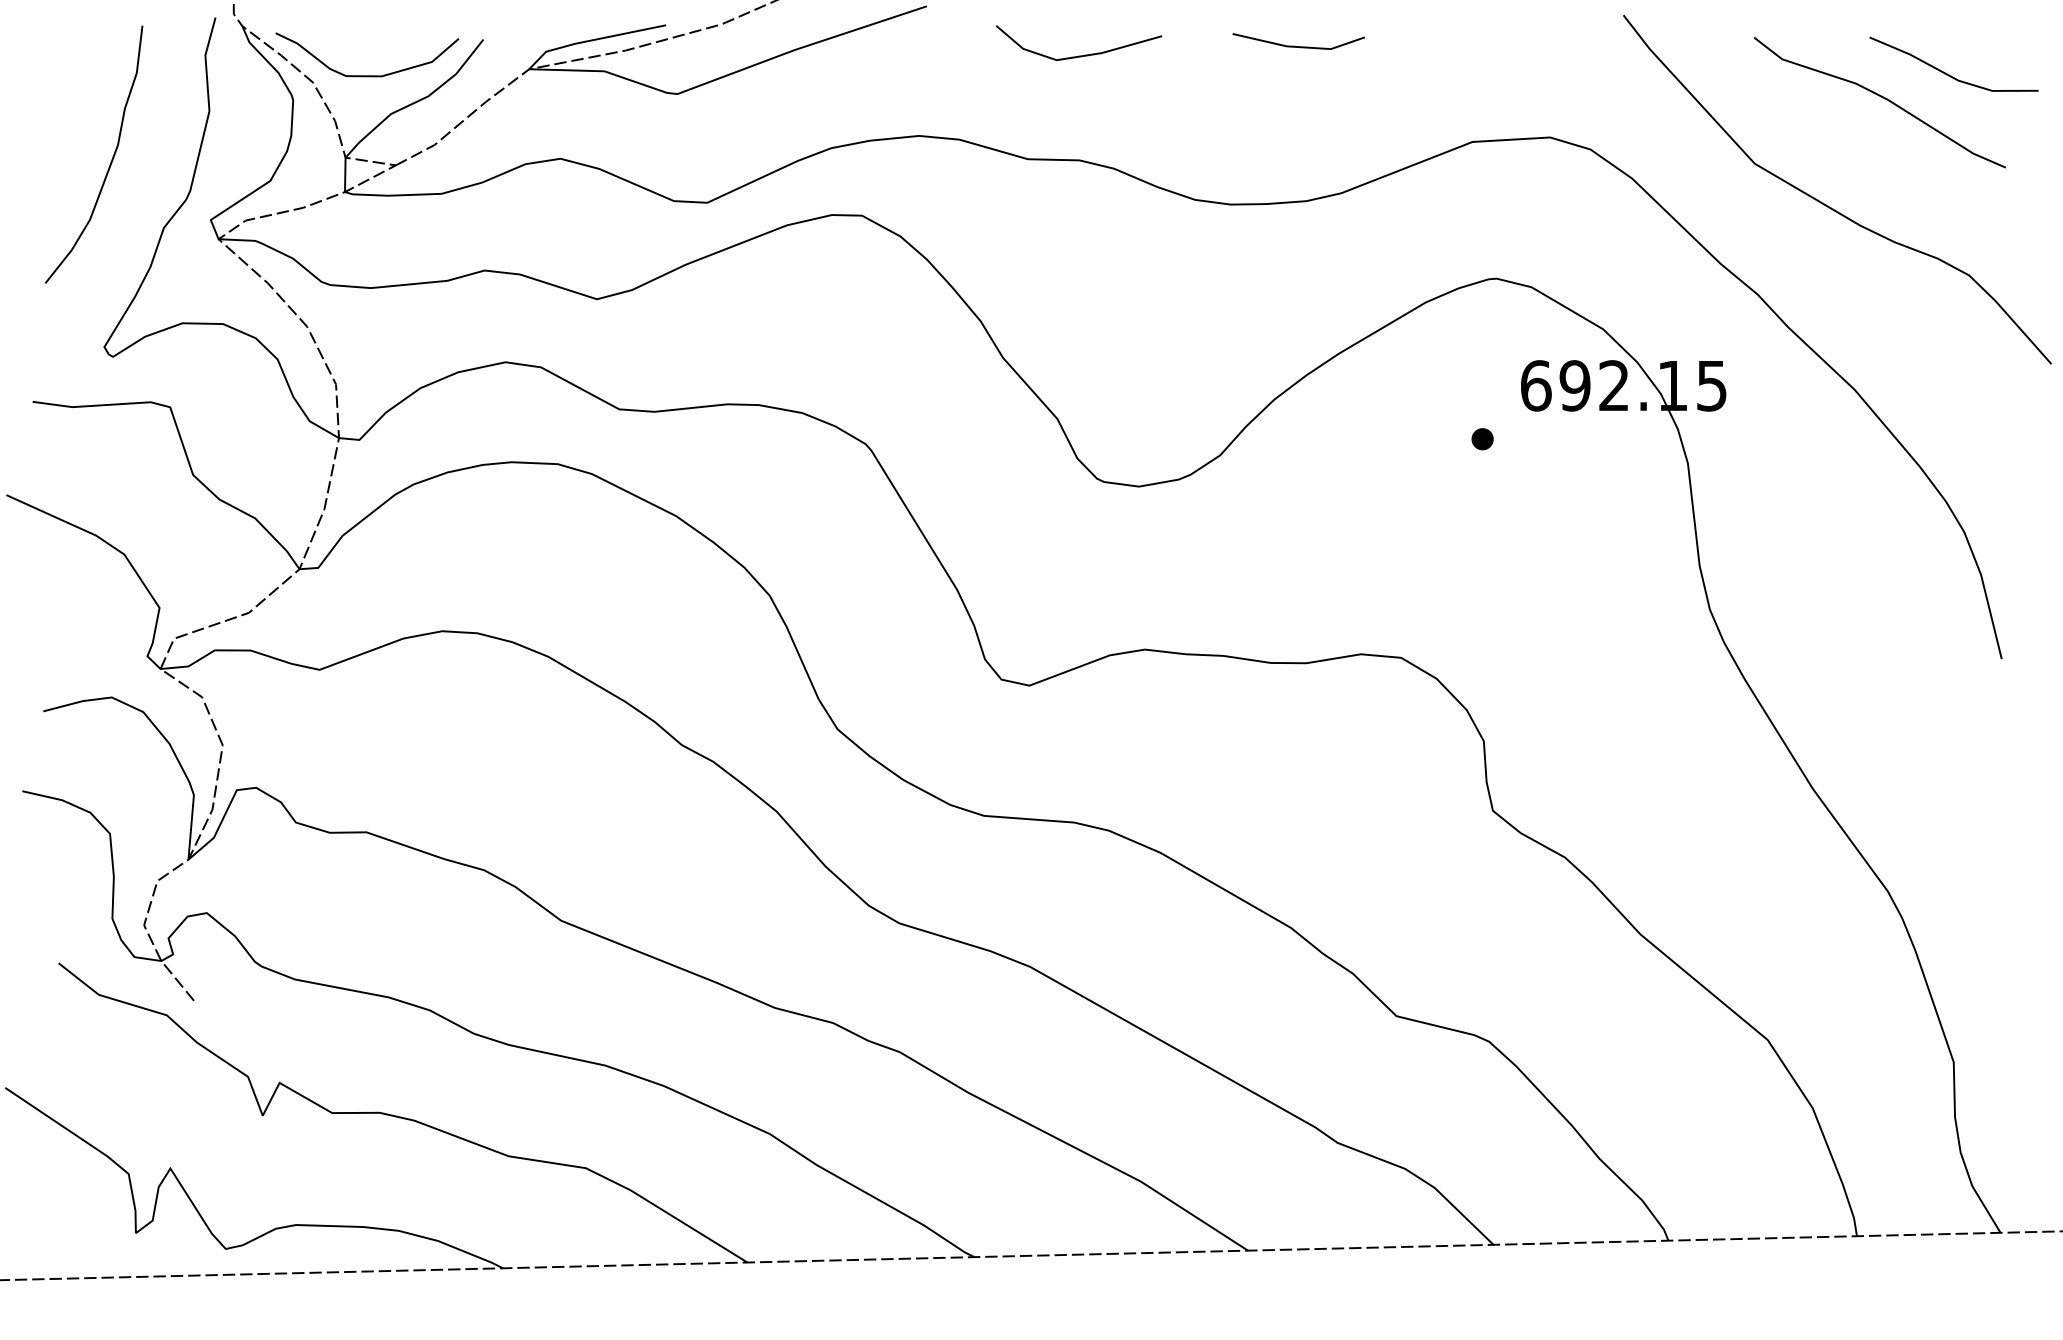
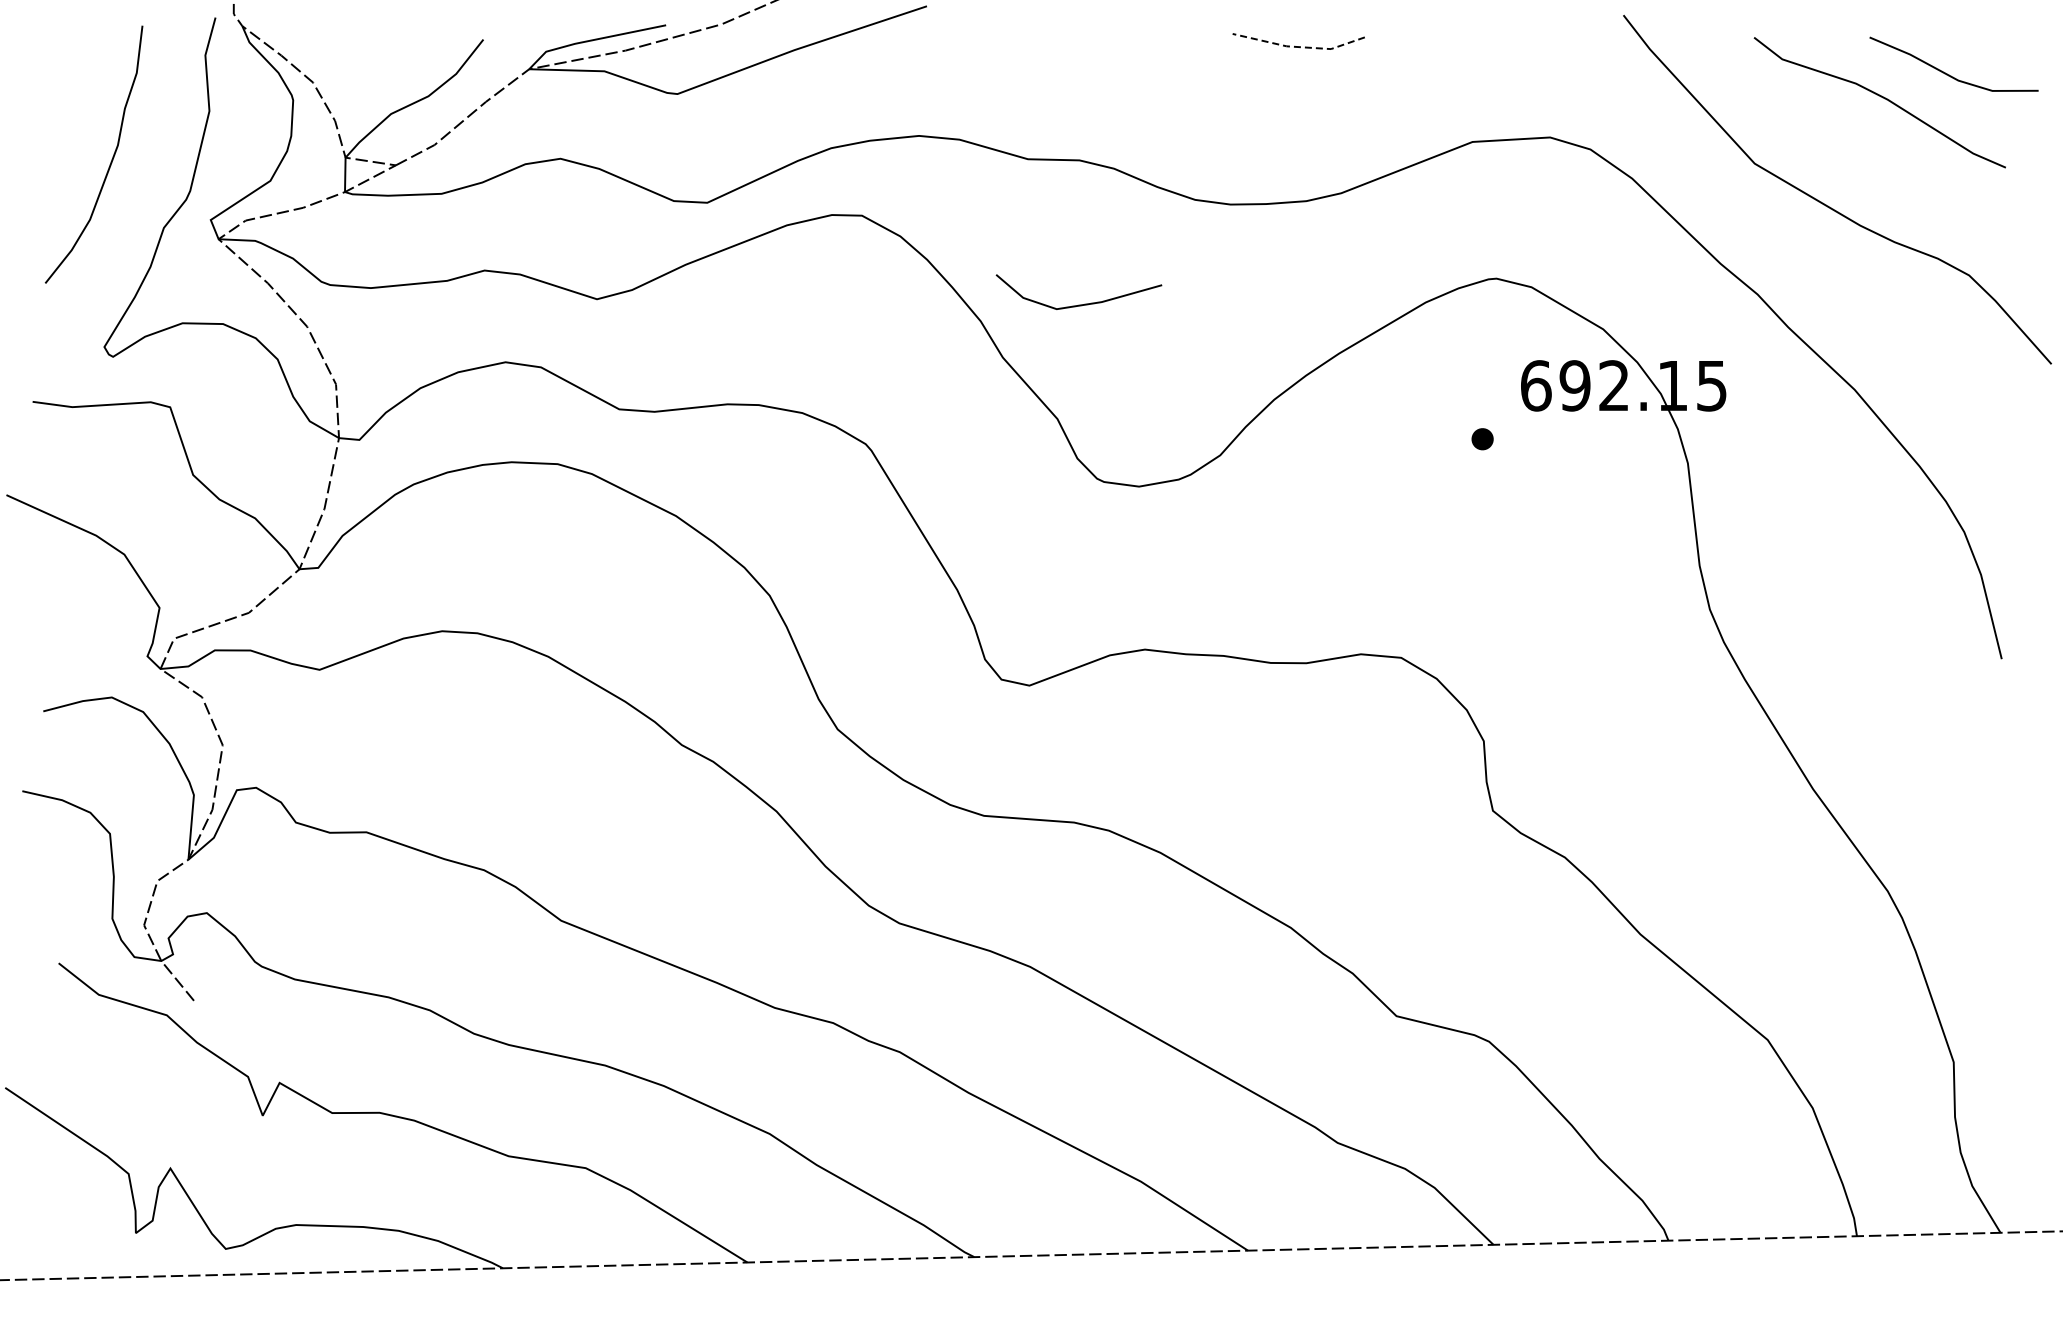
line: solid -> dashed (1298, 47)
line position: (1078, 55) -> (1078, 304) (1078, 304)
curve: present -> none (367, 75)
